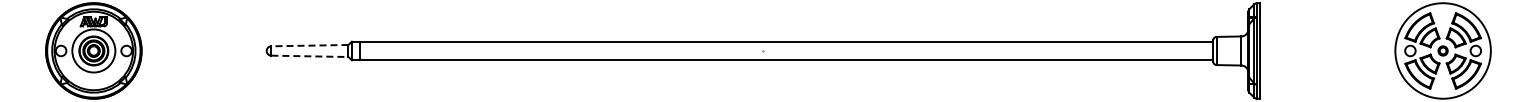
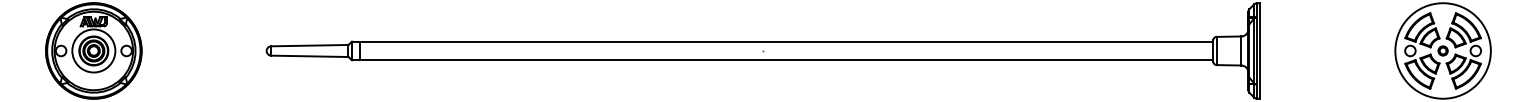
line: dashed -> solid (309, 45)
line: dashed -> solid (309, 56)
